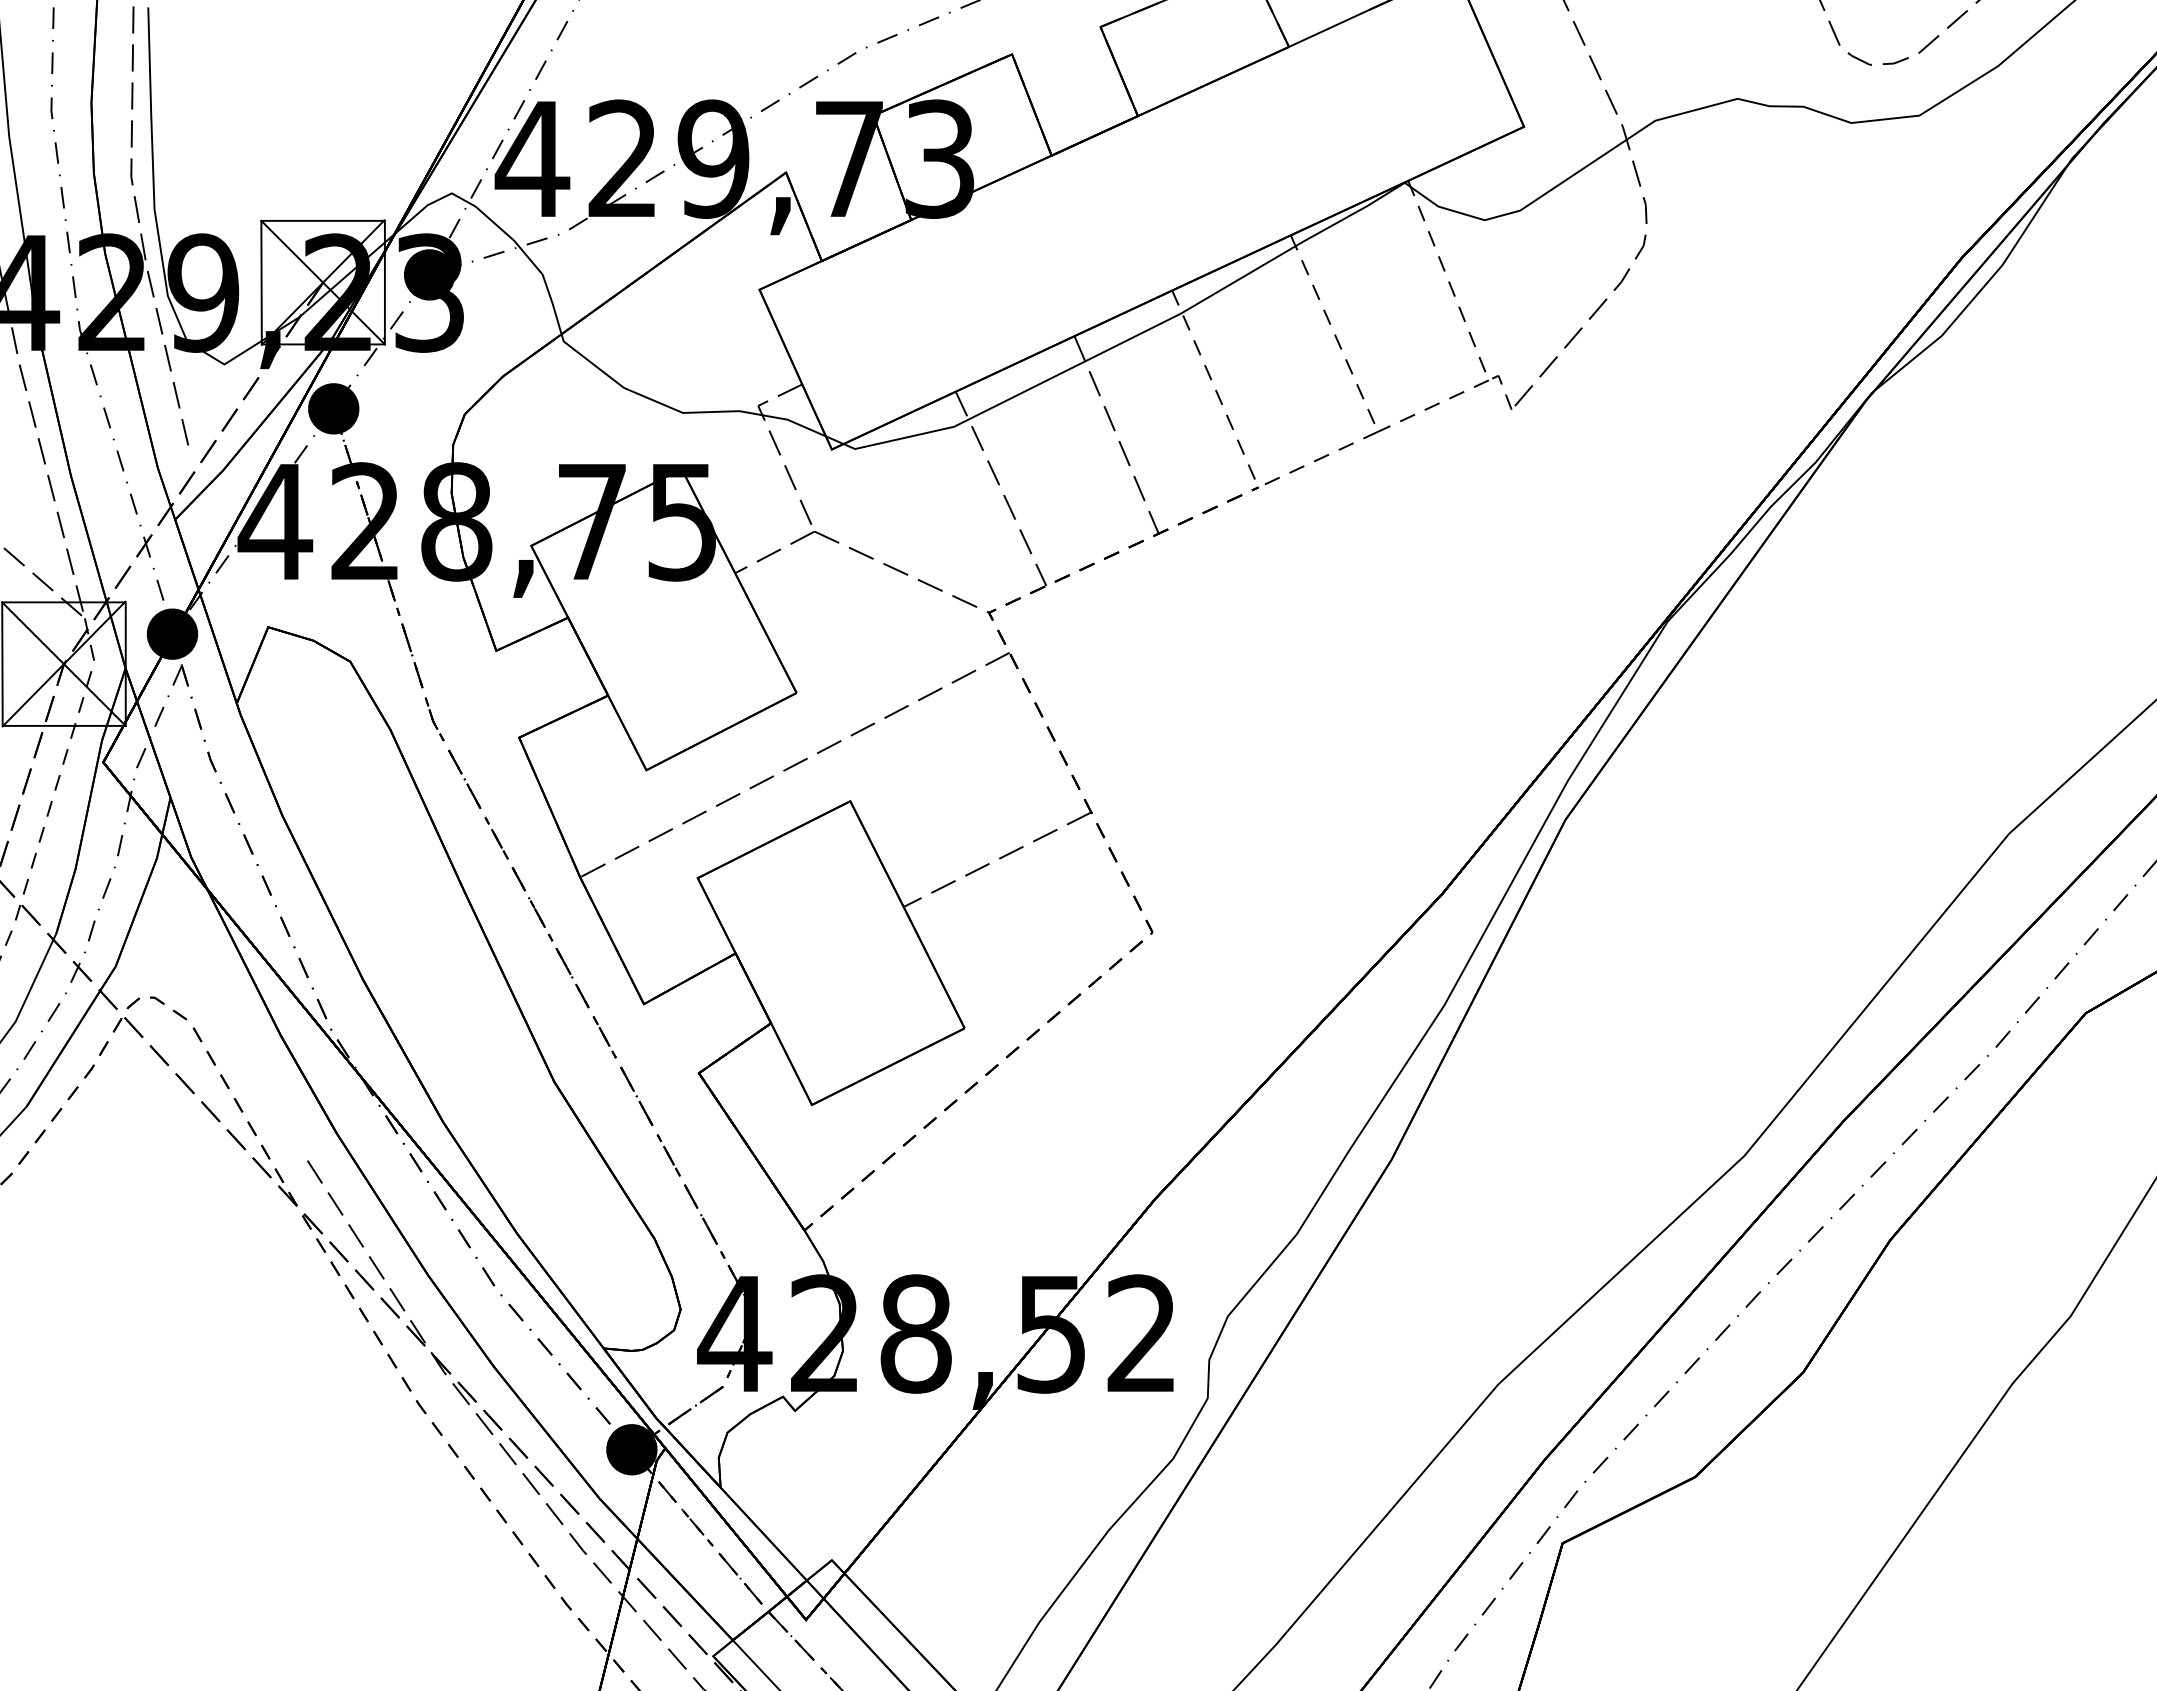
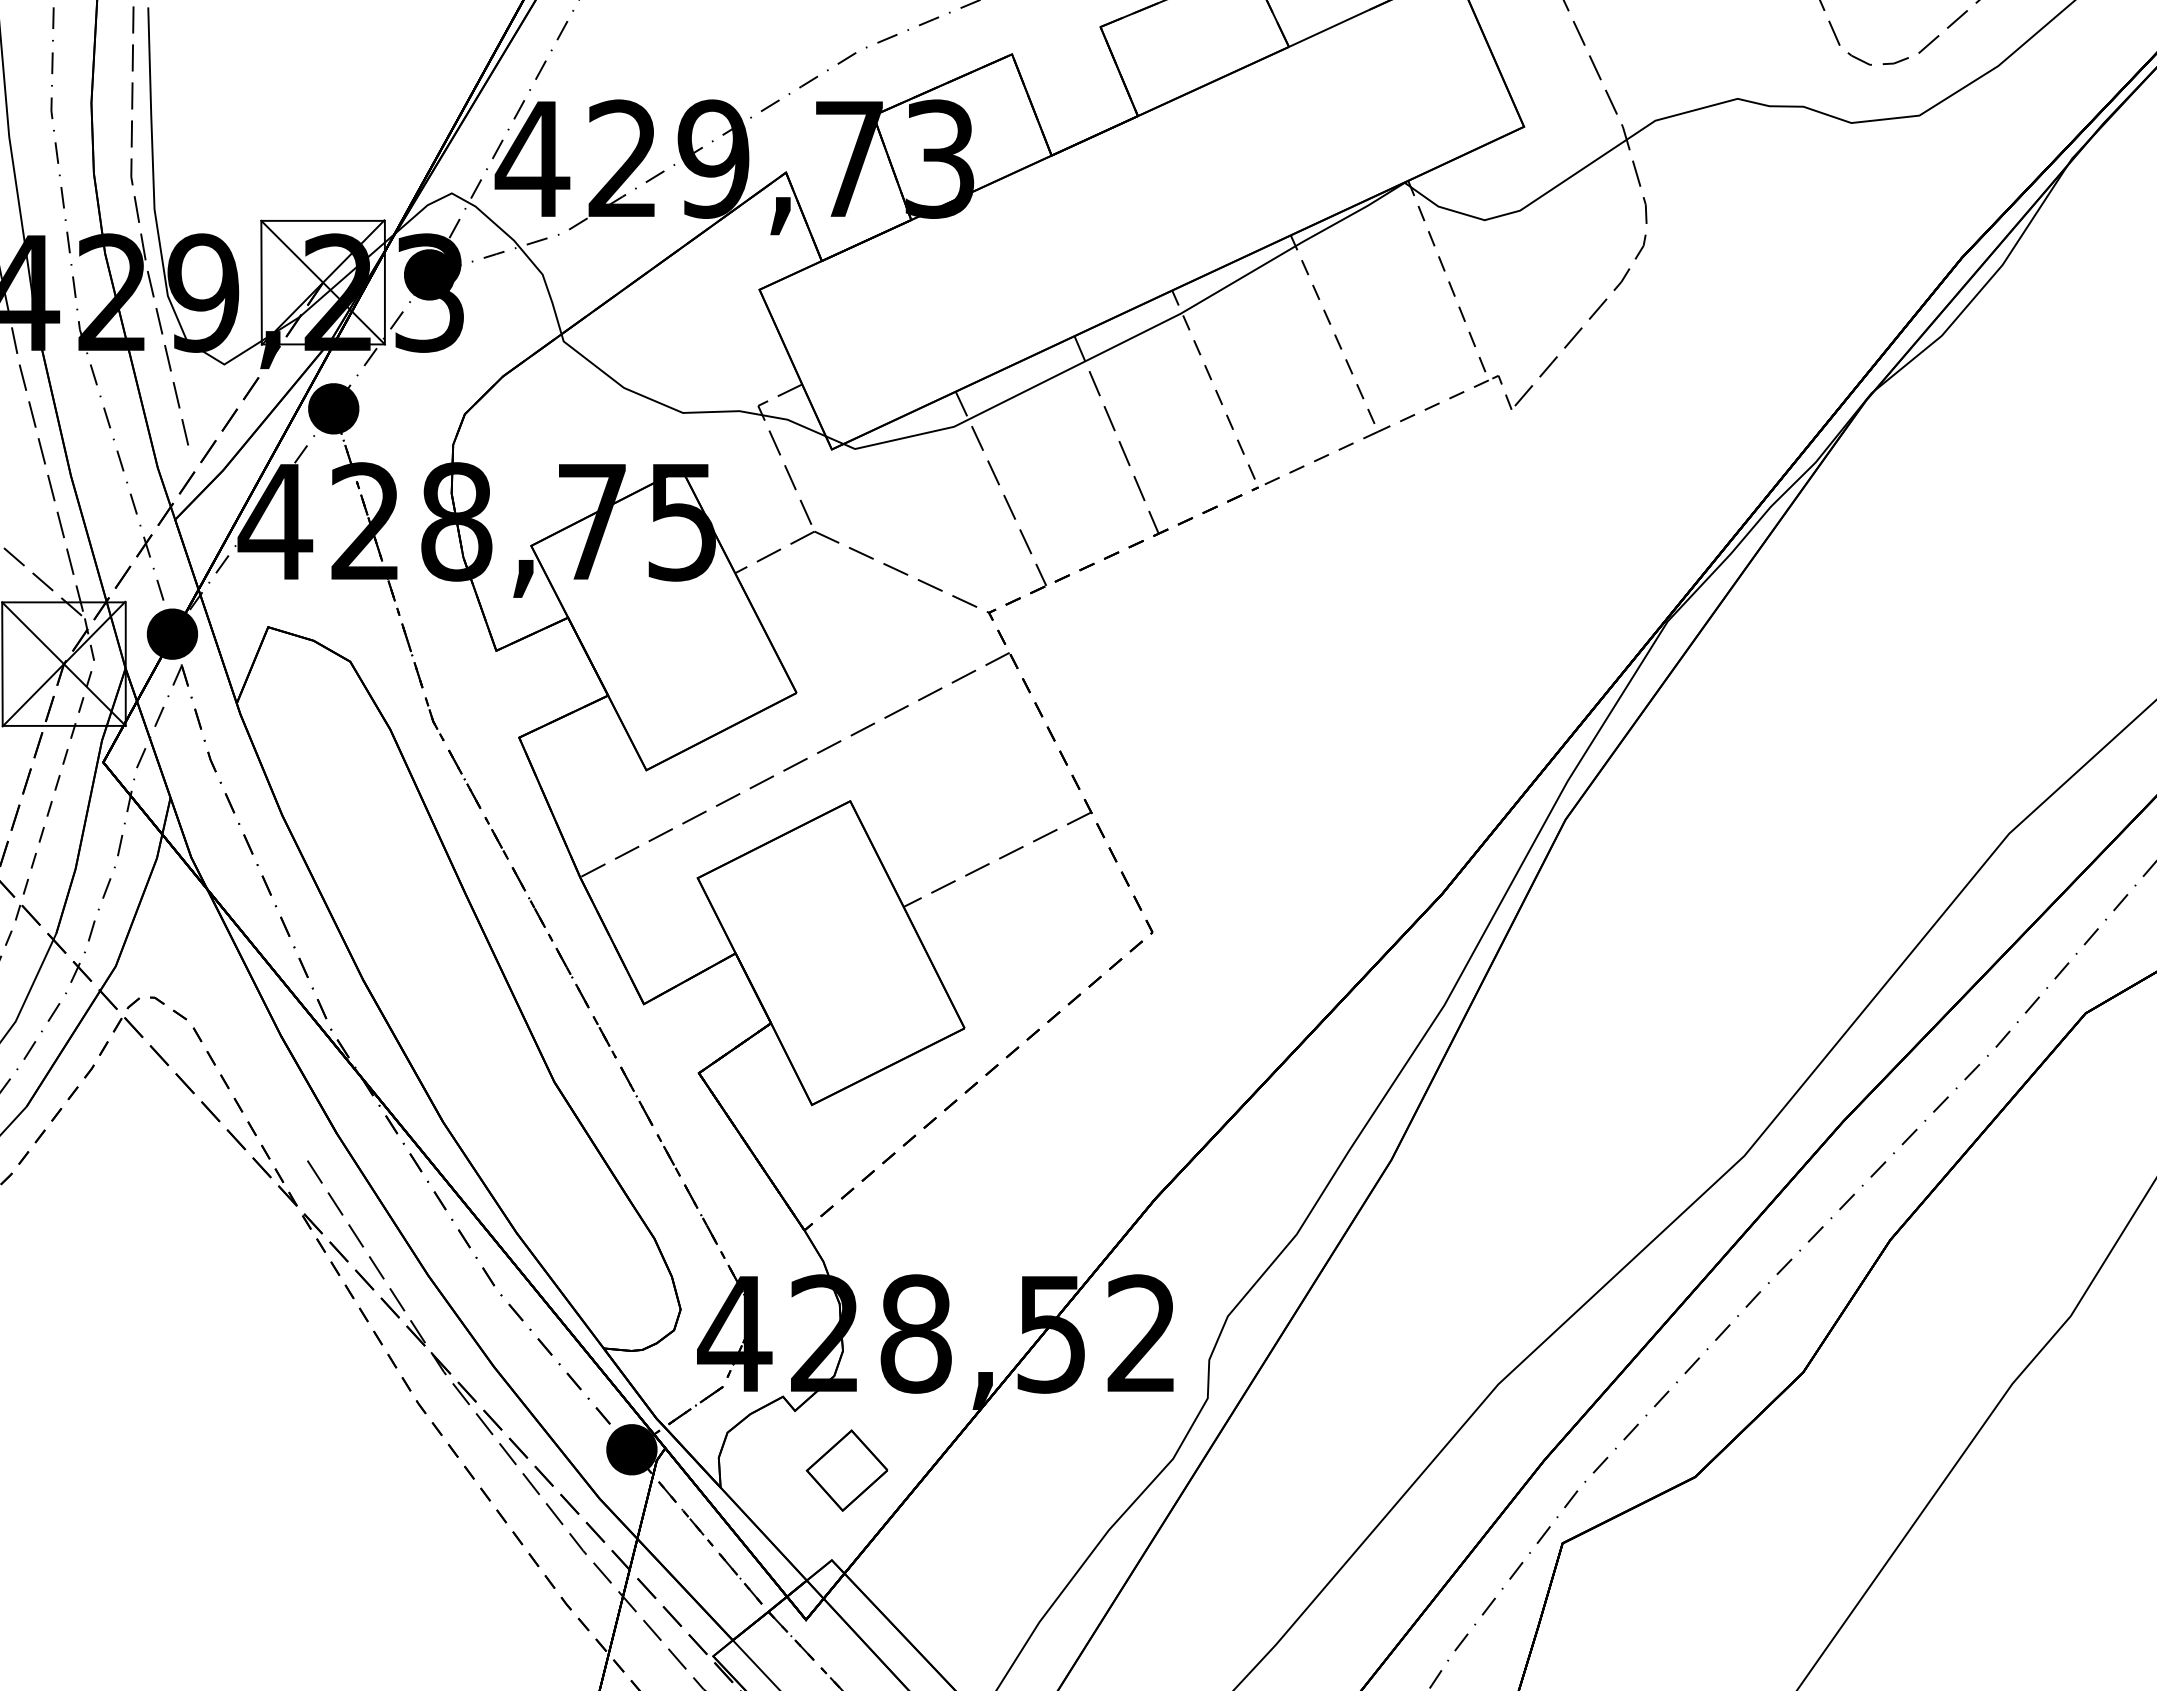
part: none -> present (846, 1470)
